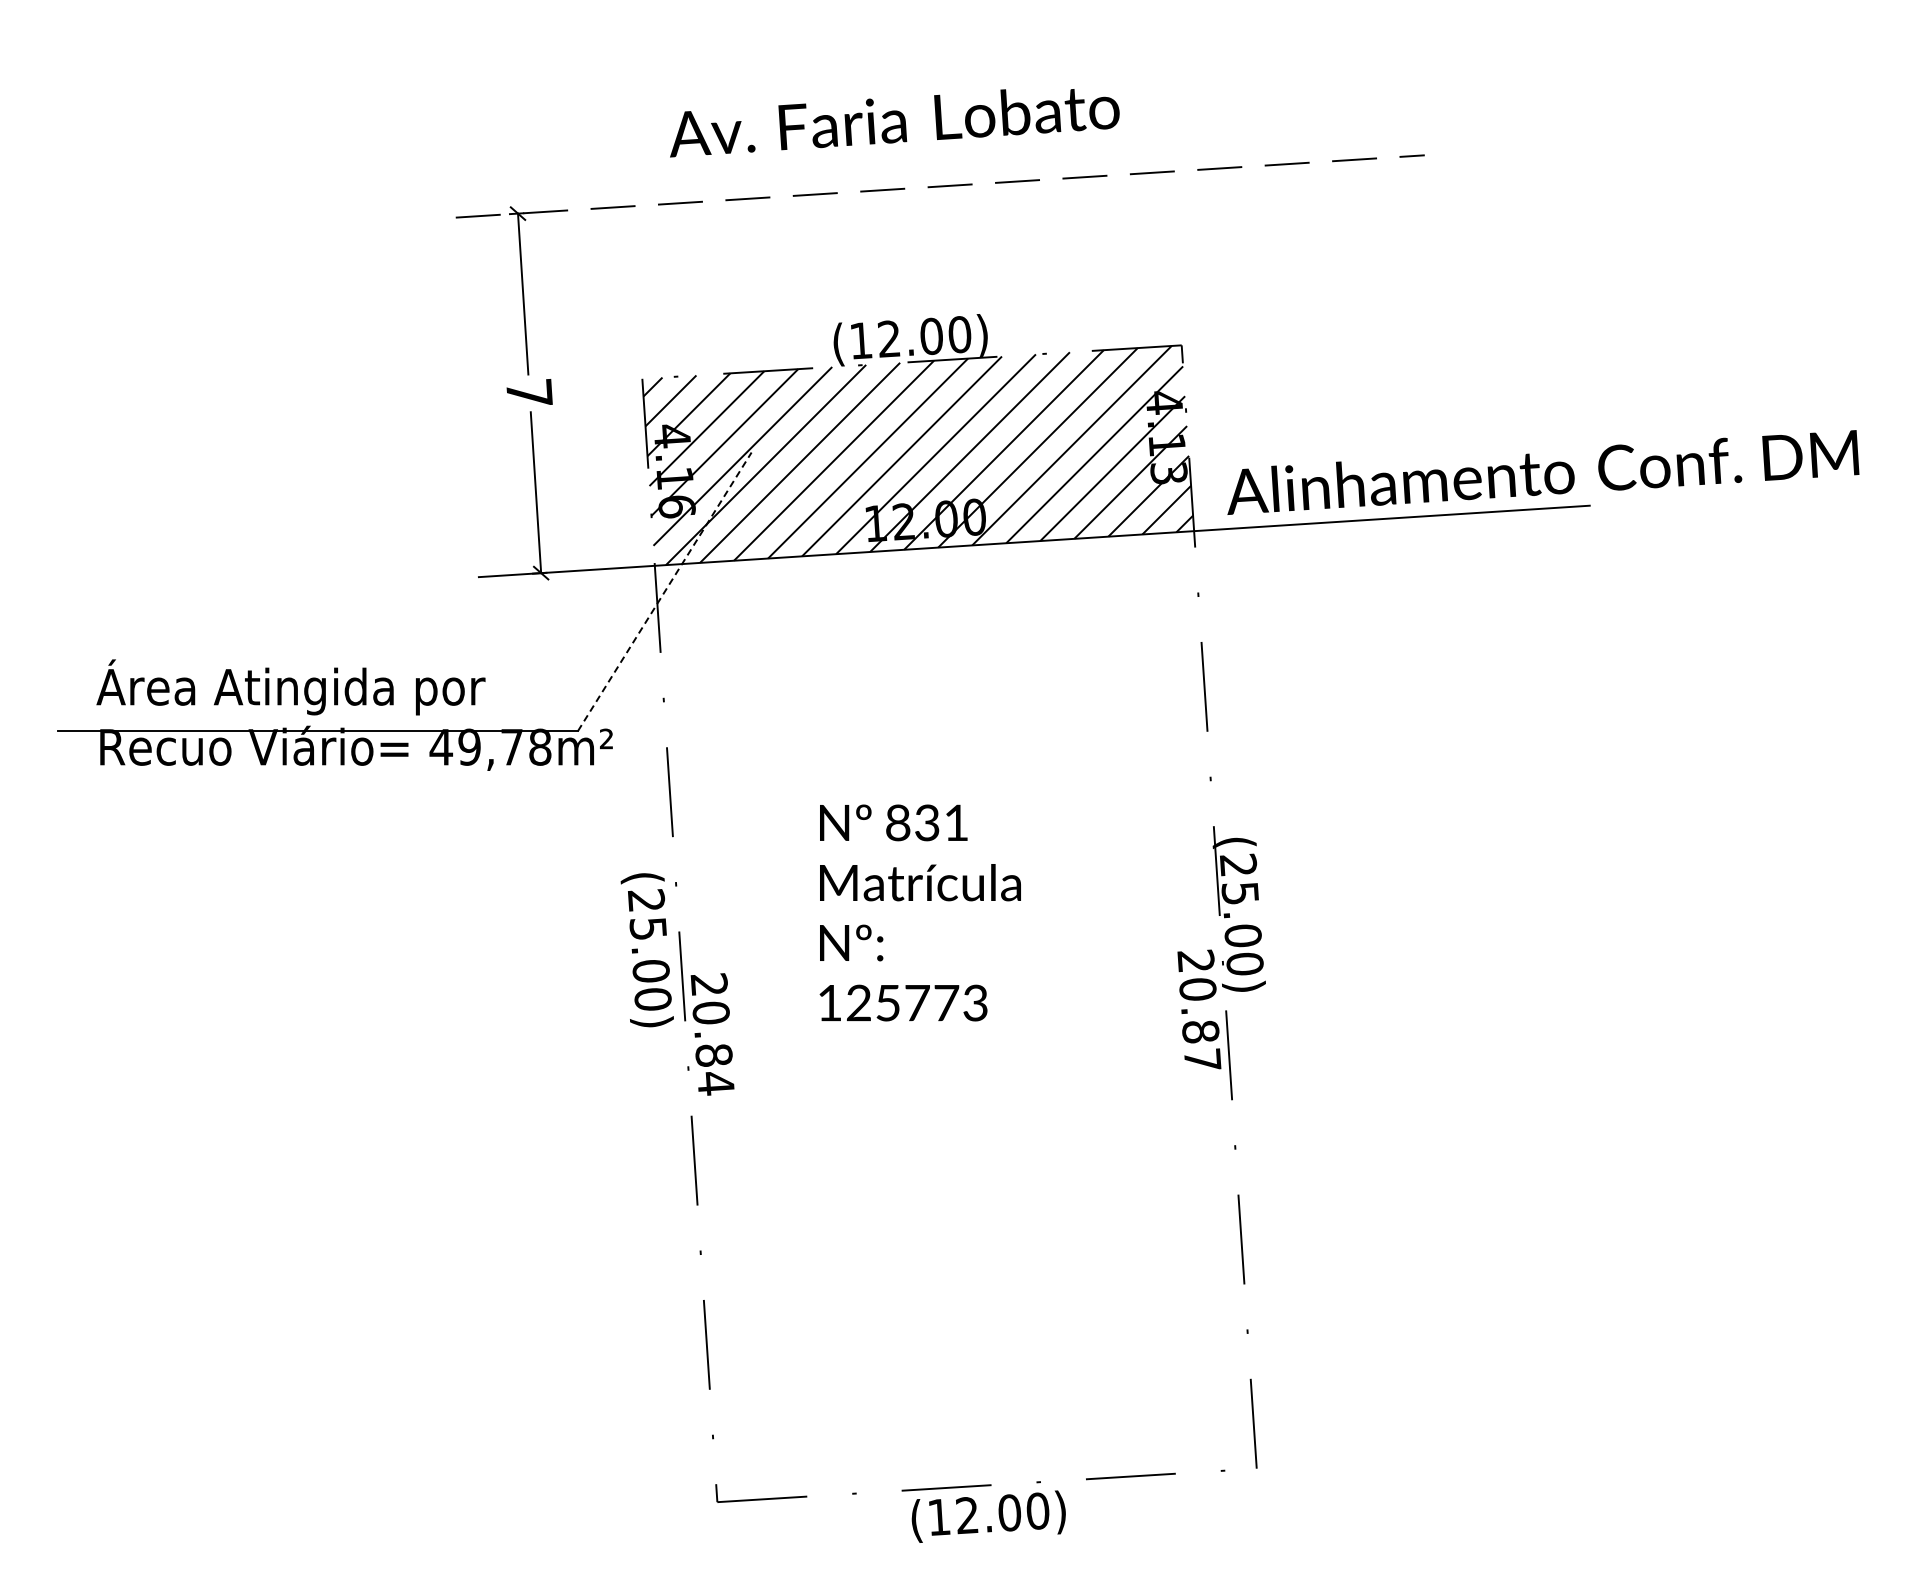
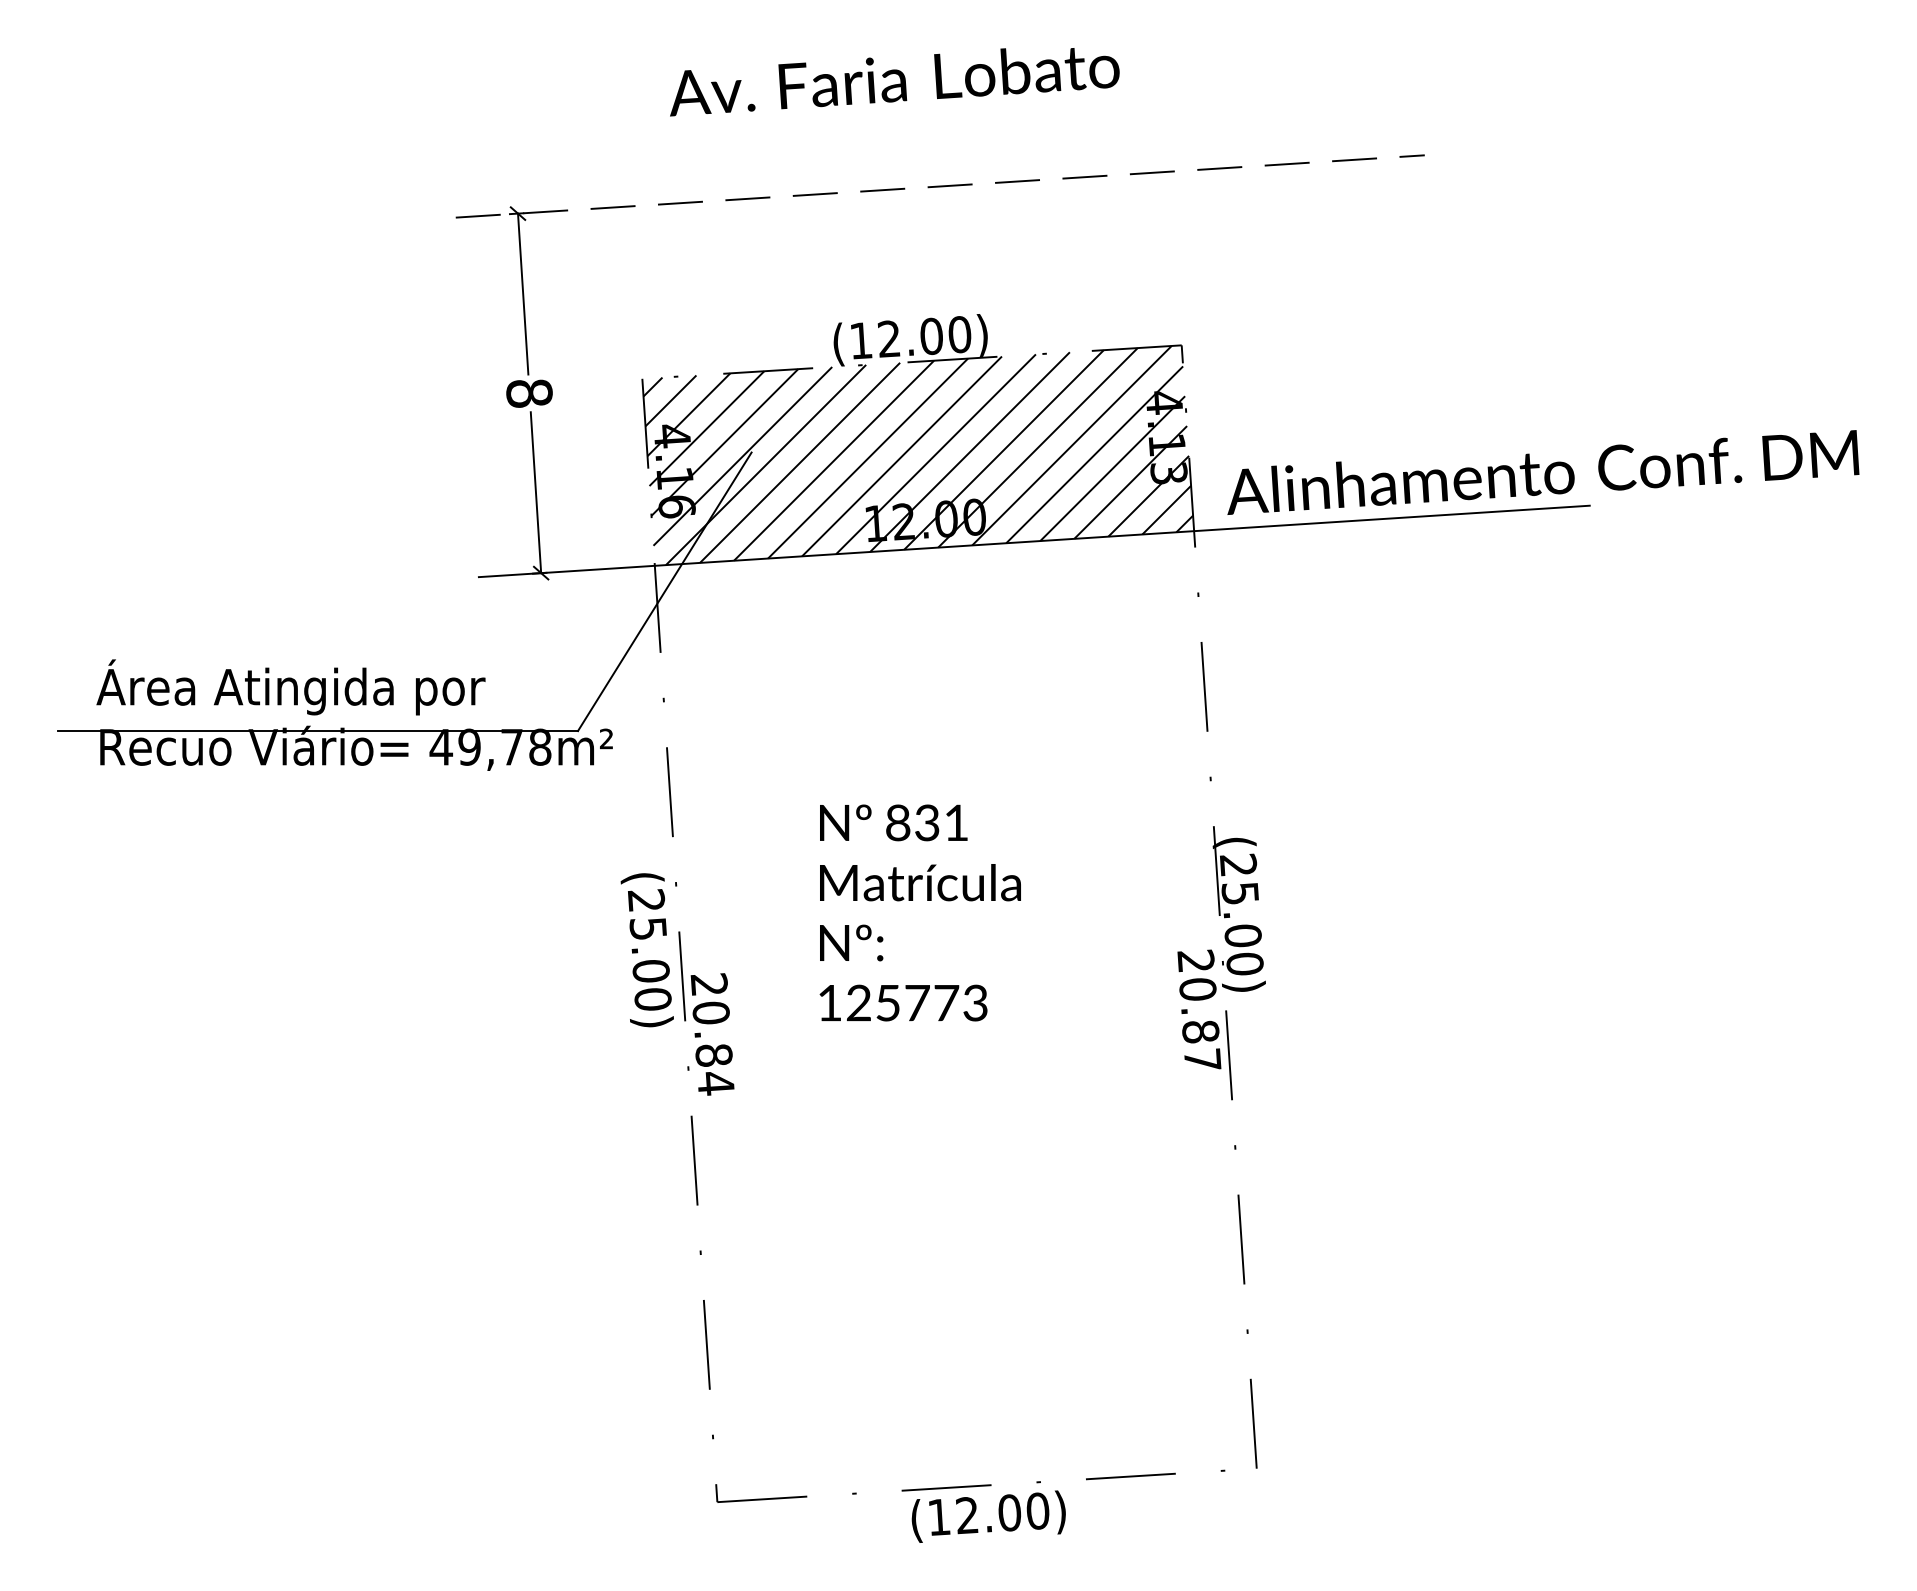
text position: (894, 123) -> (894, 82) (894, 82)
text: 7 -> 8 (529, 393)
line: dashed -> solid (665, 591)
